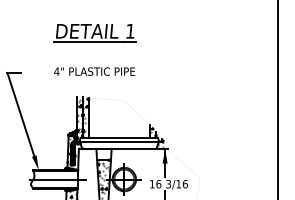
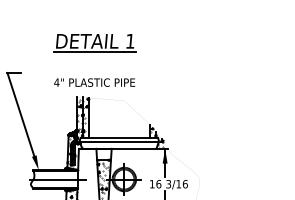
part position: (94, 33) -> (94, 43) (94, 43)
text position: (94, 71) -> (94, 82) (94, 82)
line: present -> none (277, 99)
